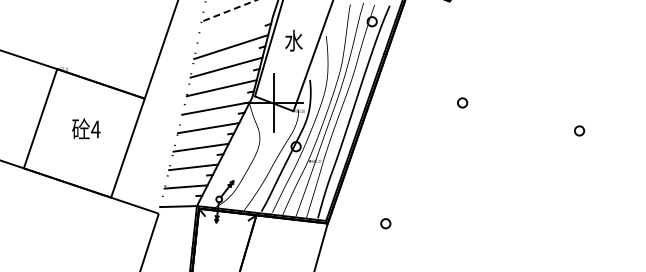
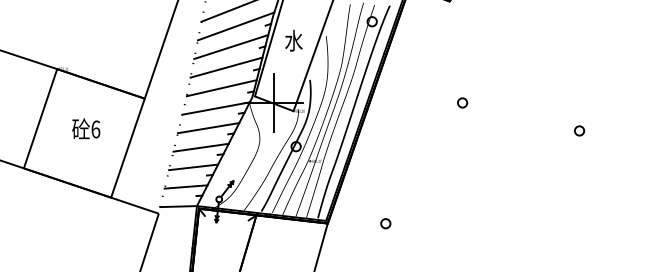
line: dashed -> solid (228, 11)
line: none -> present (235, 26)
text: 4 -> 6 (95, 129)
